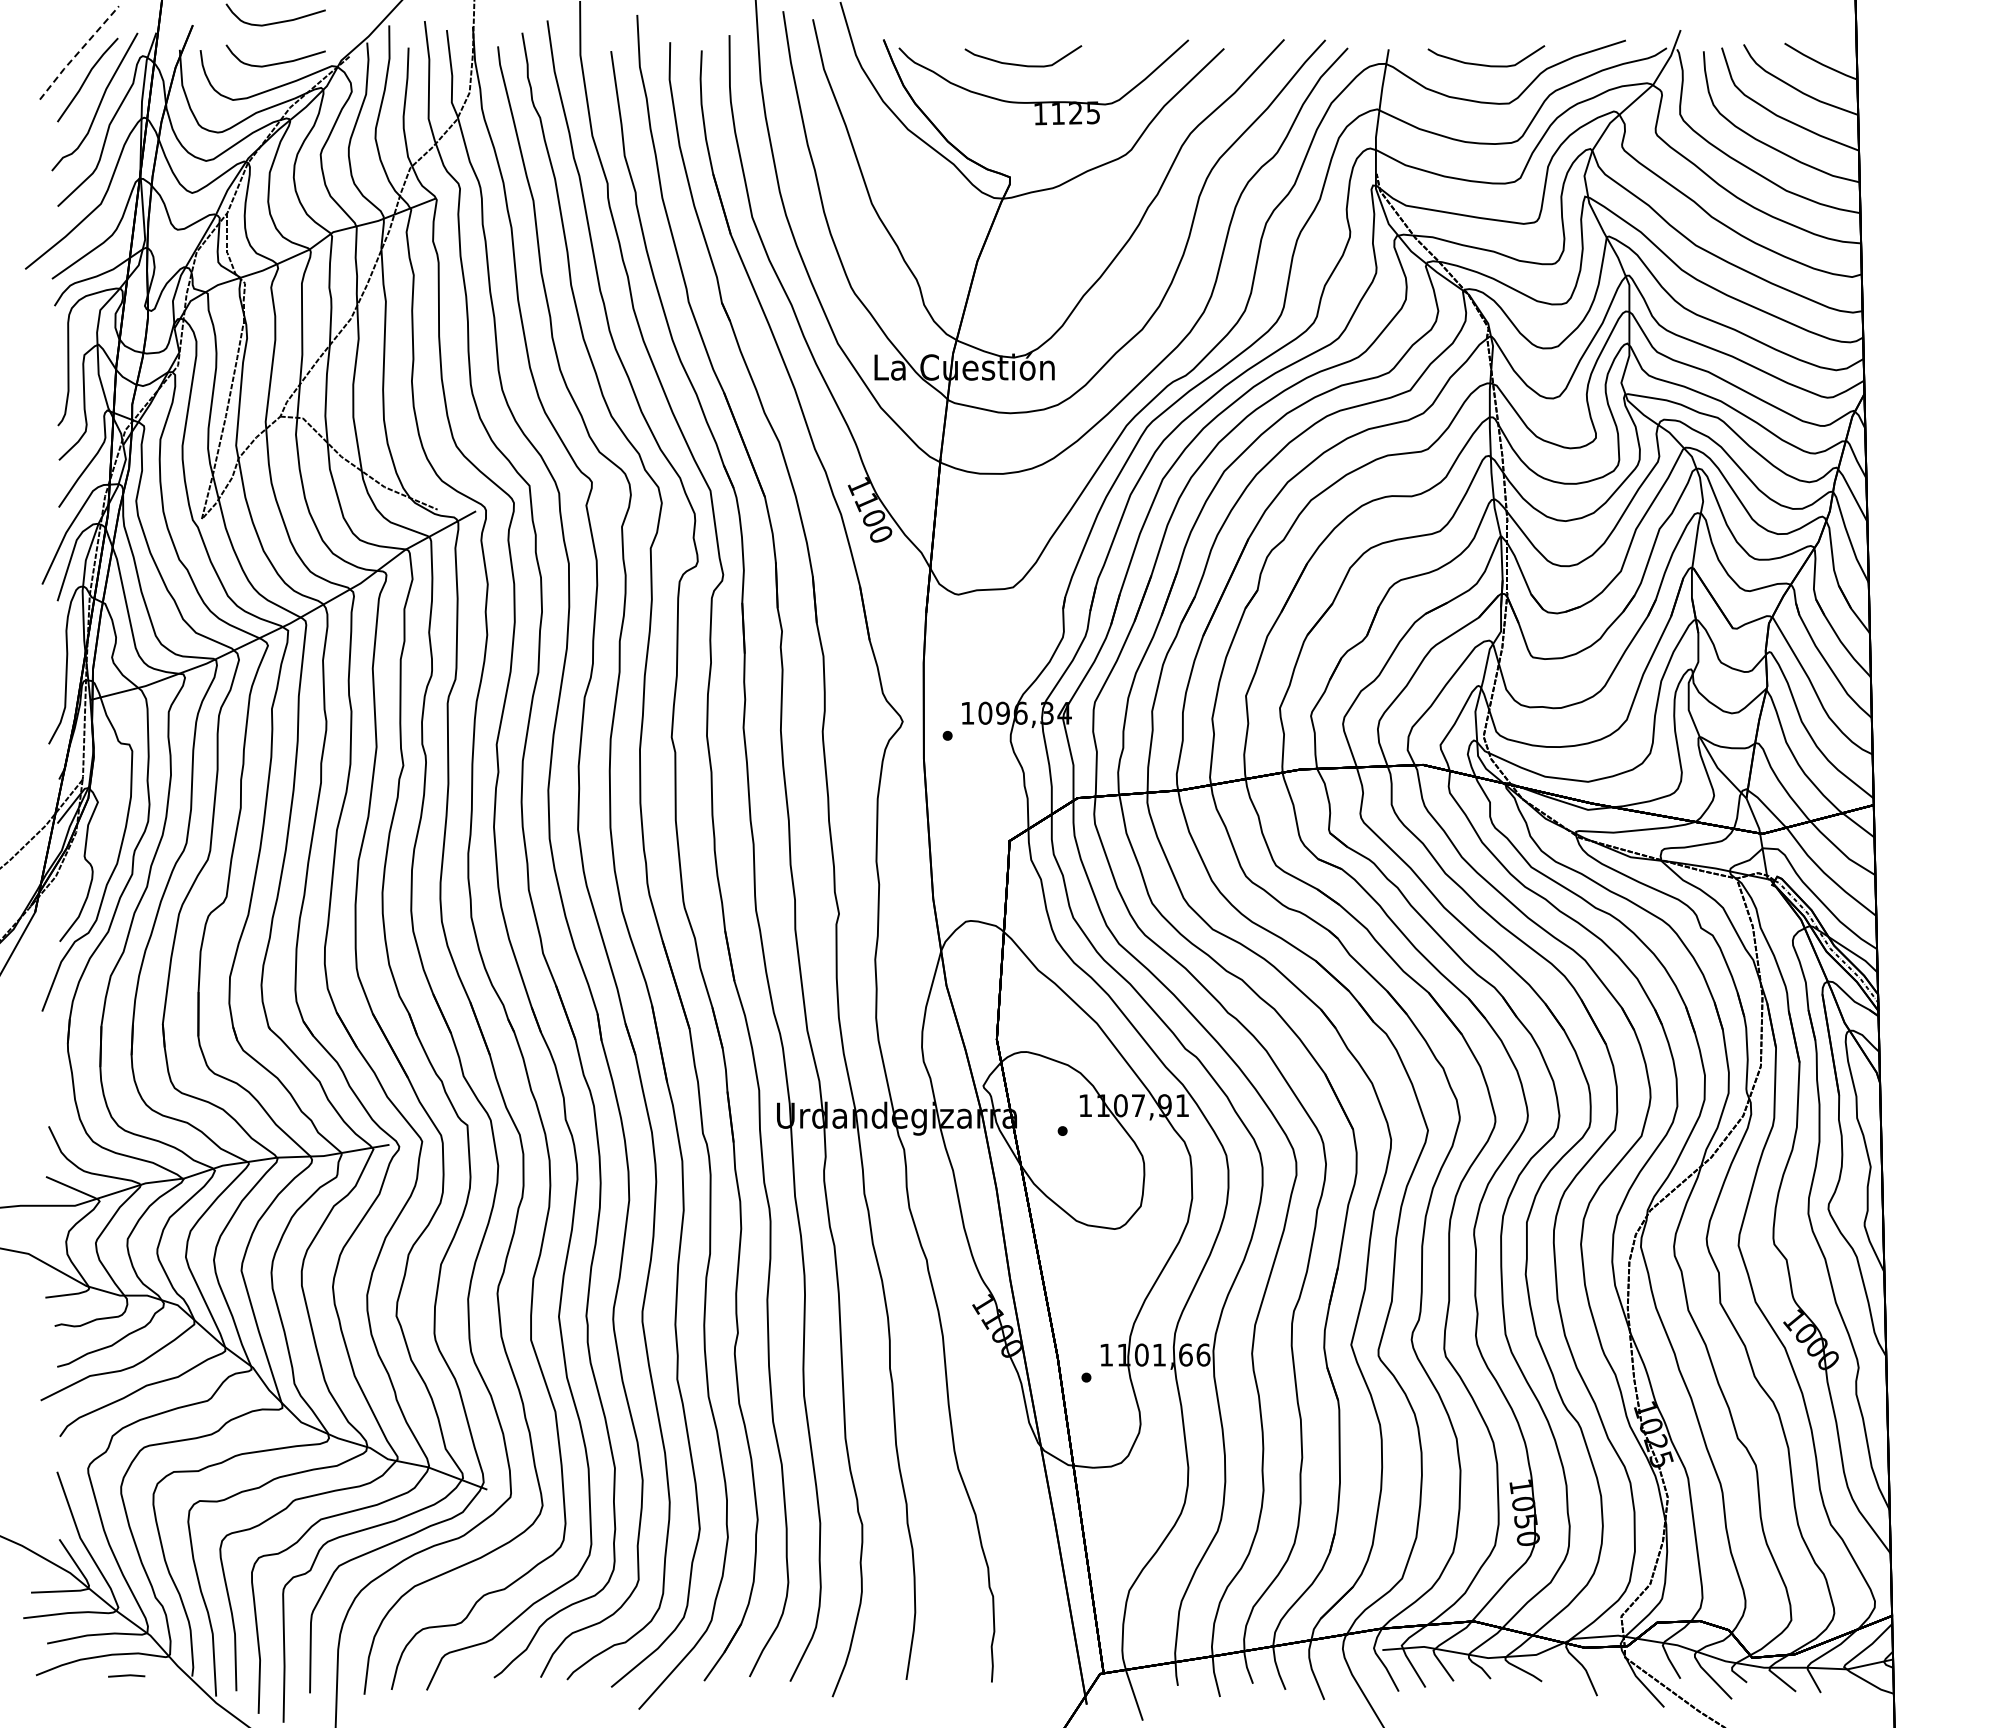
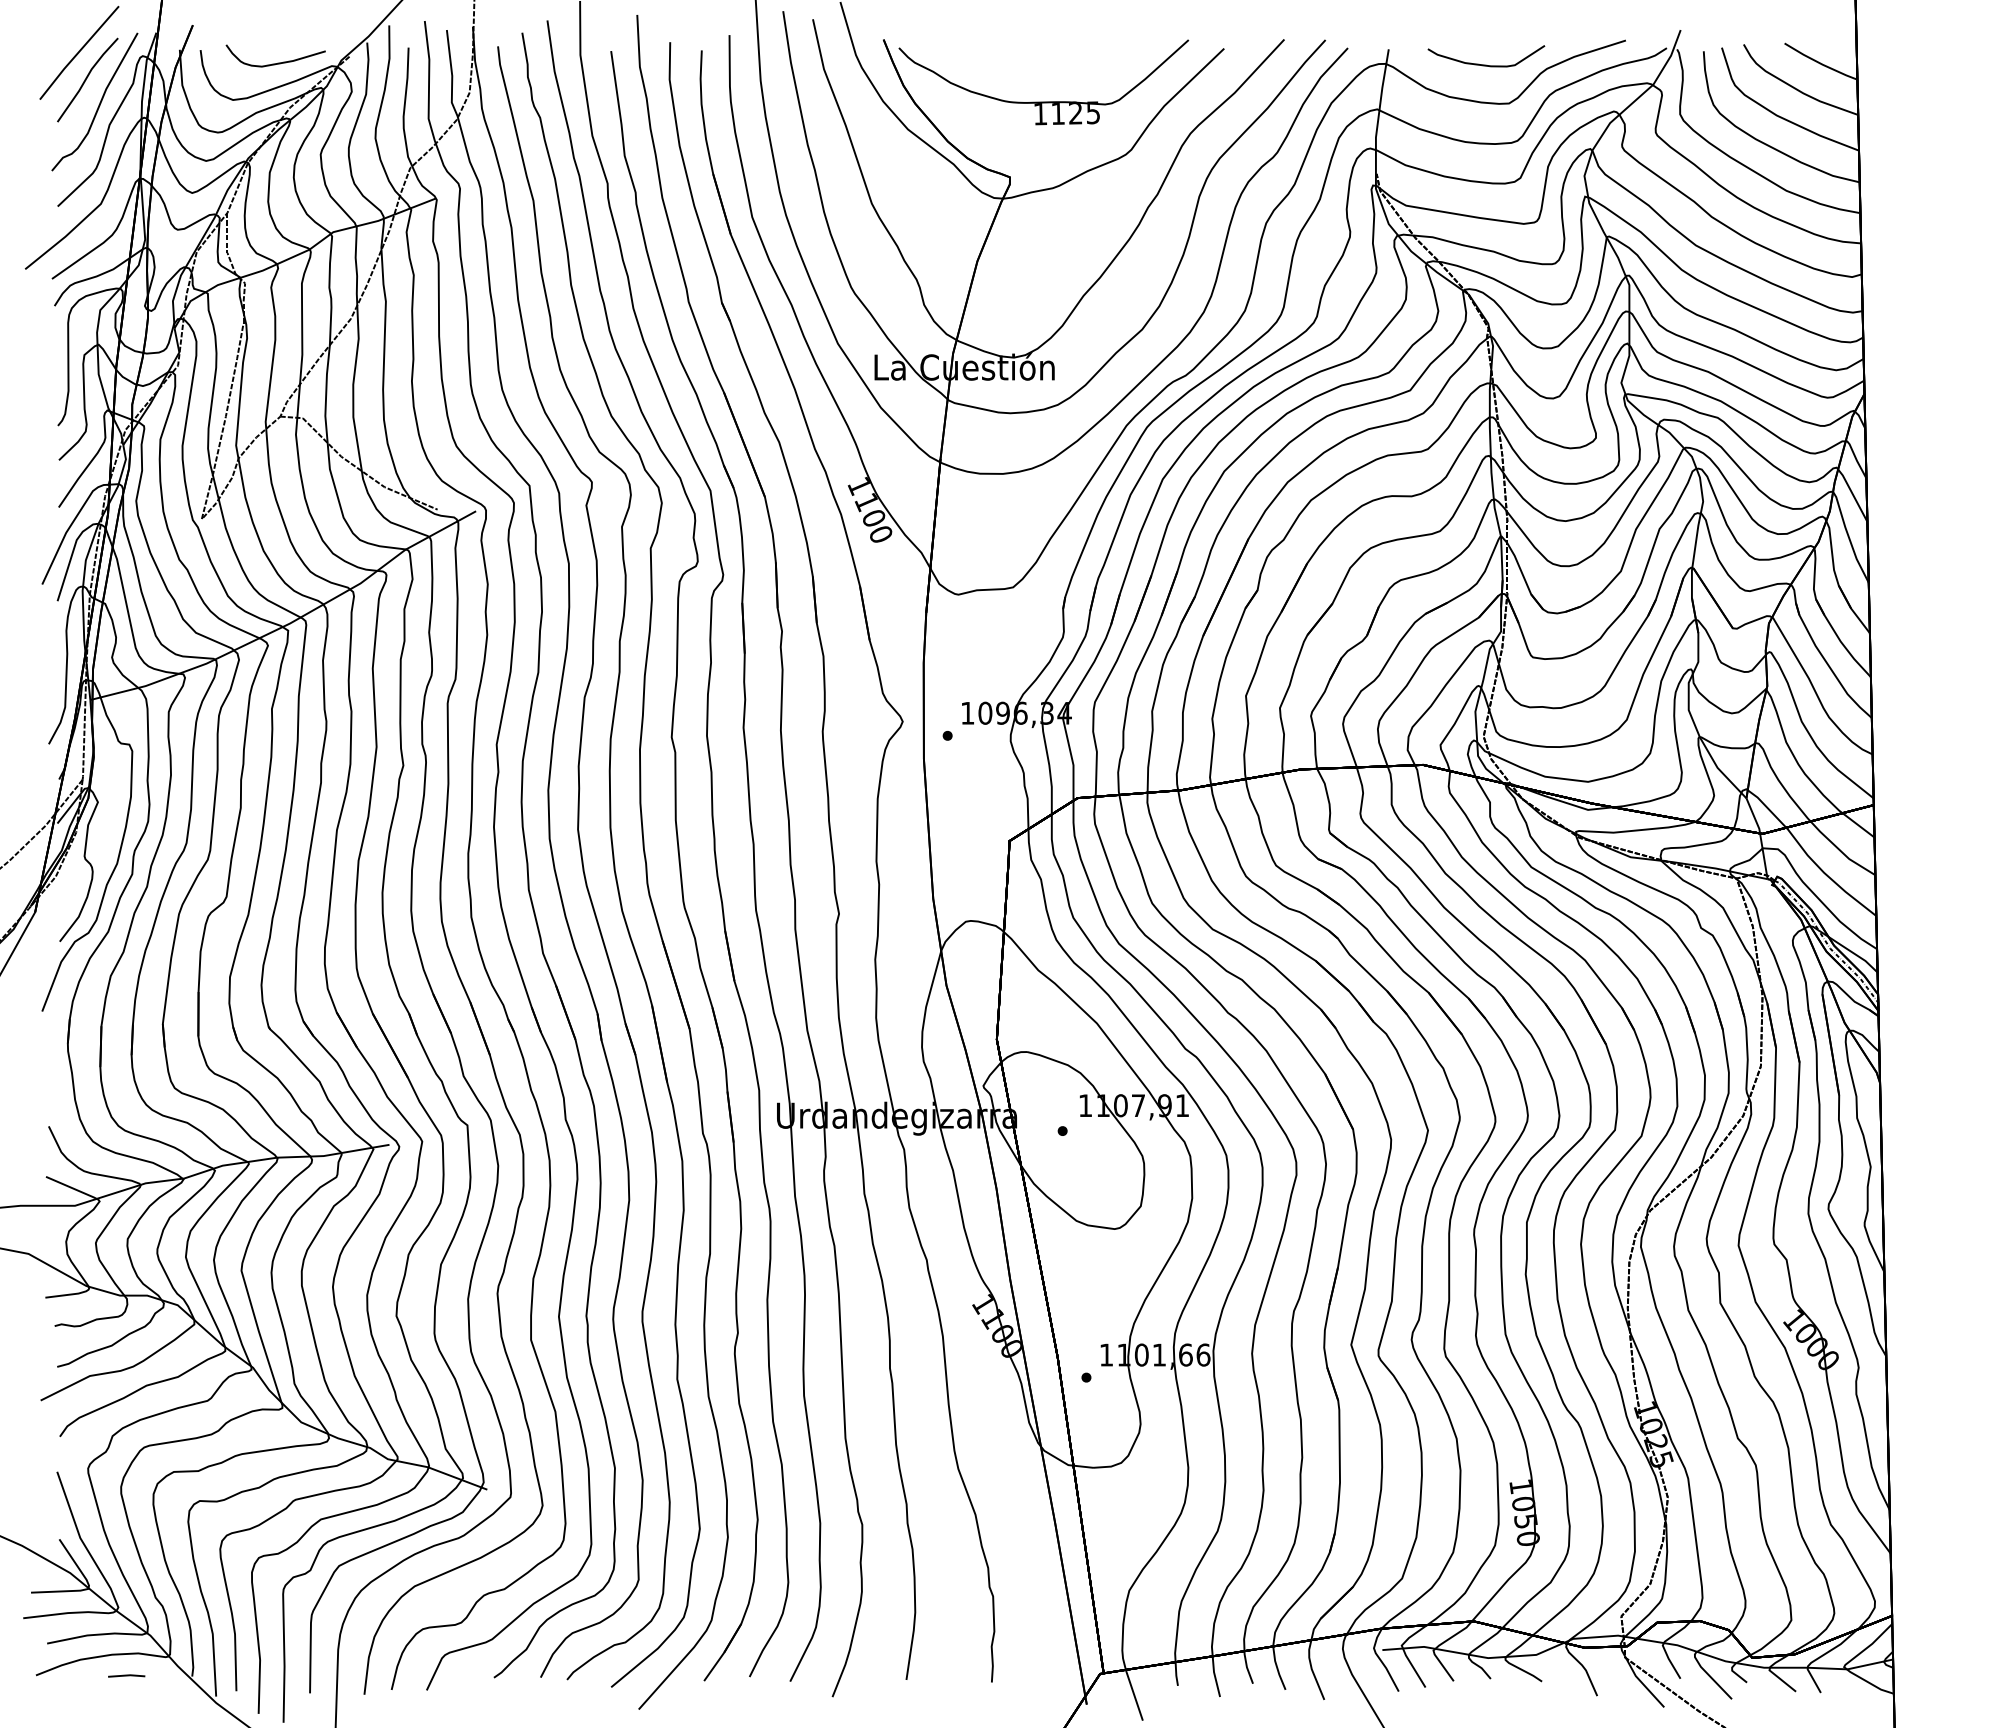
curve: present -> none (277, 21)
line: dashed -> solid (78, 52)
curve: present -> none (1023, 64)
